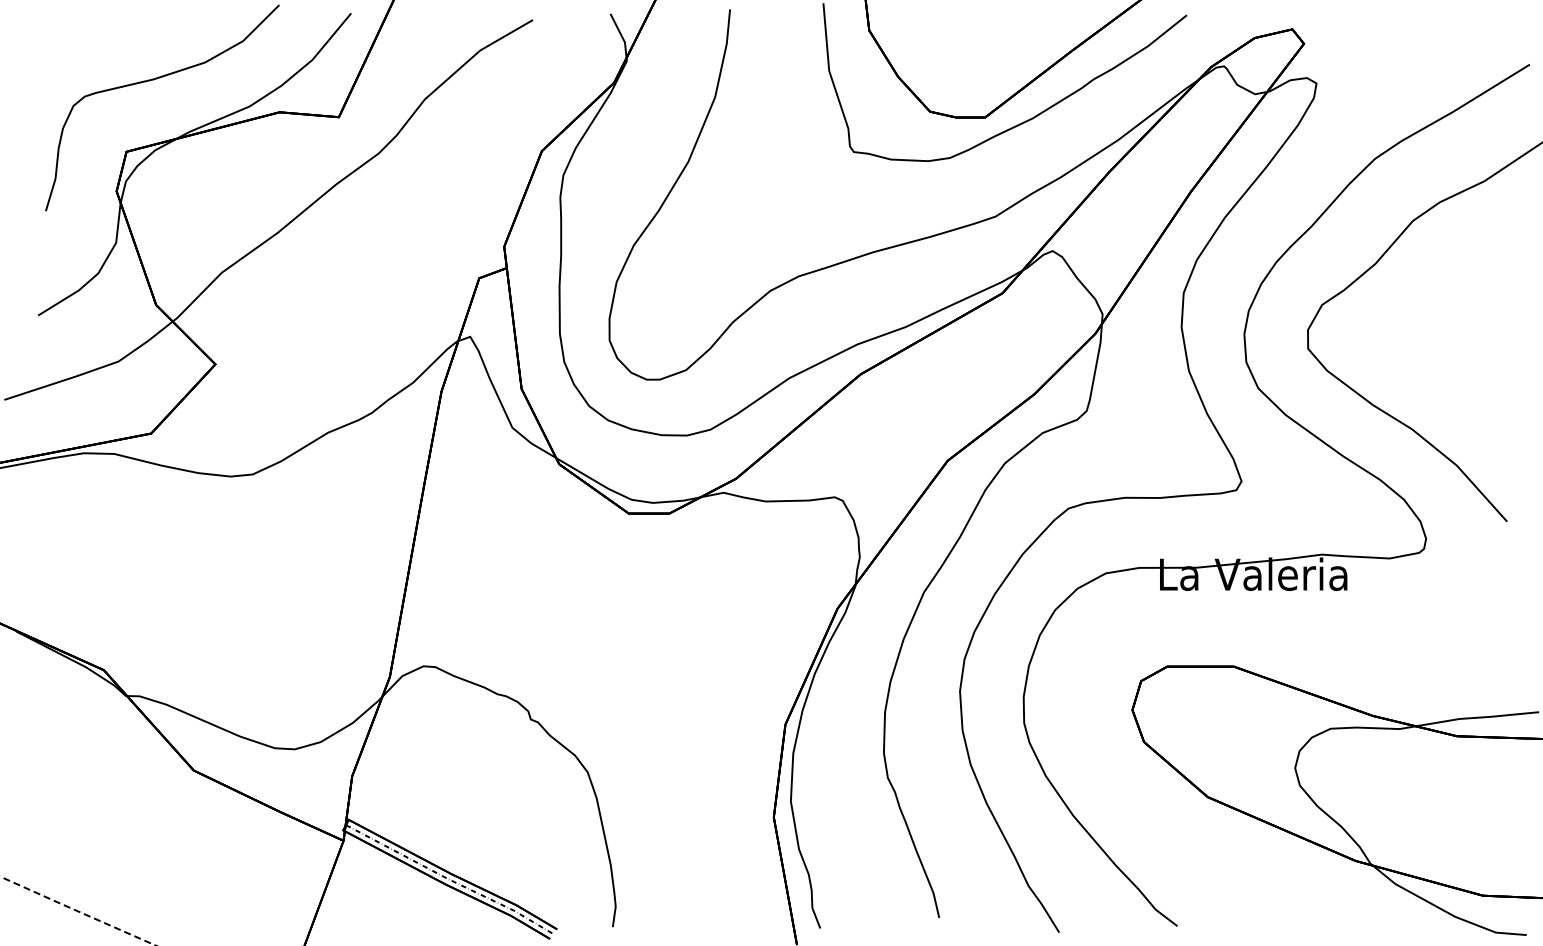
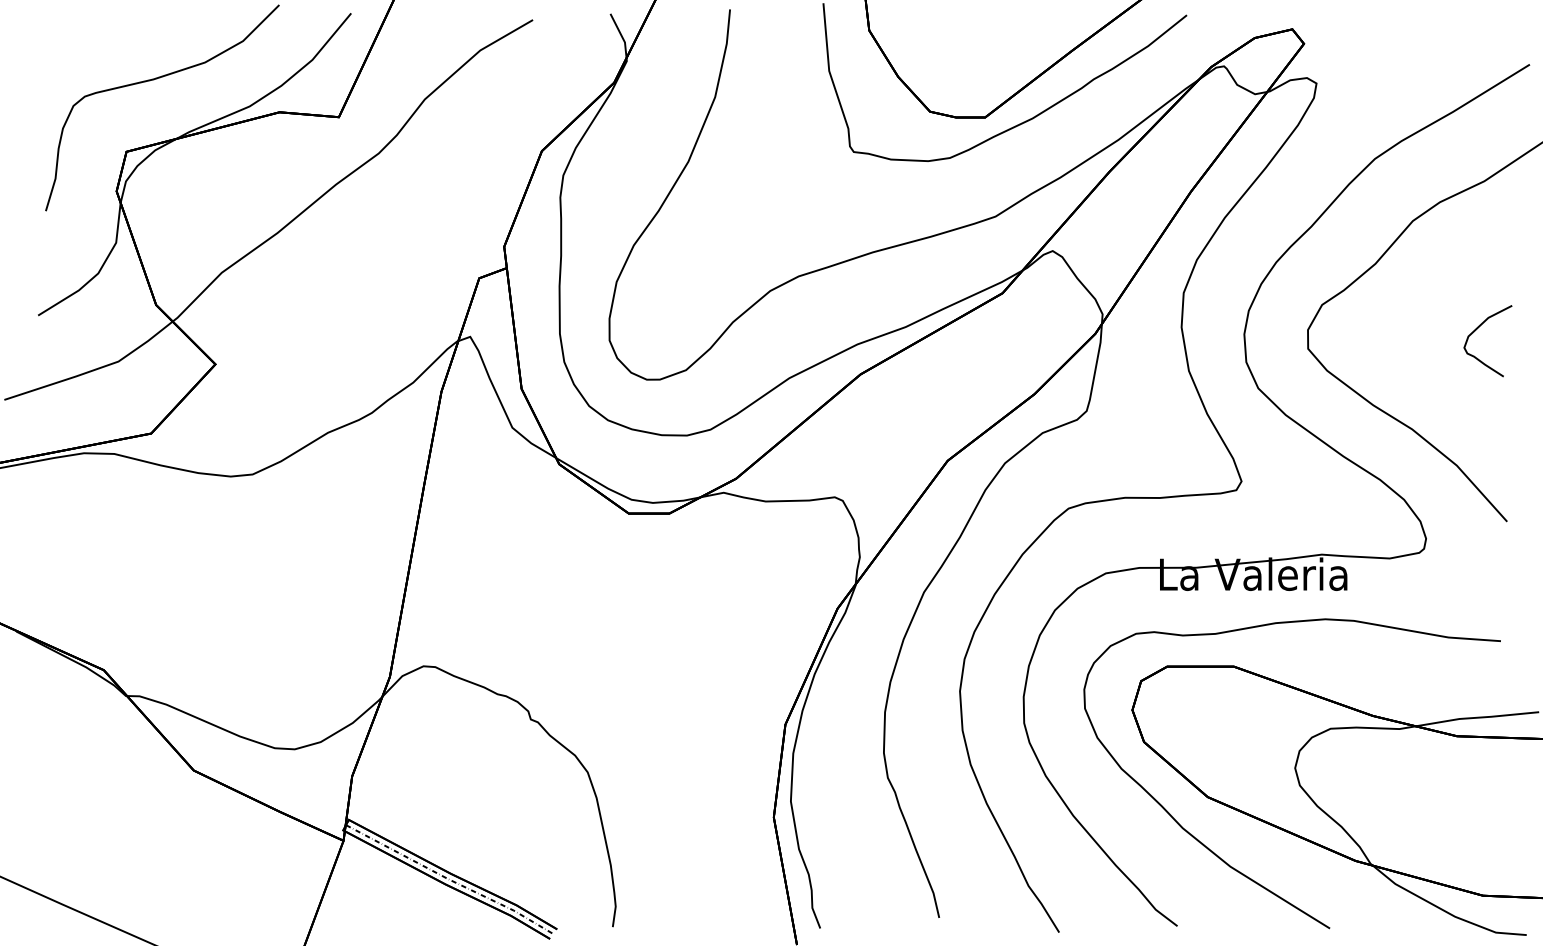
curve: none -> present (1476, 330)
curve: none -> present (1223, 859)
line: dashed -> solid (78, 911)
